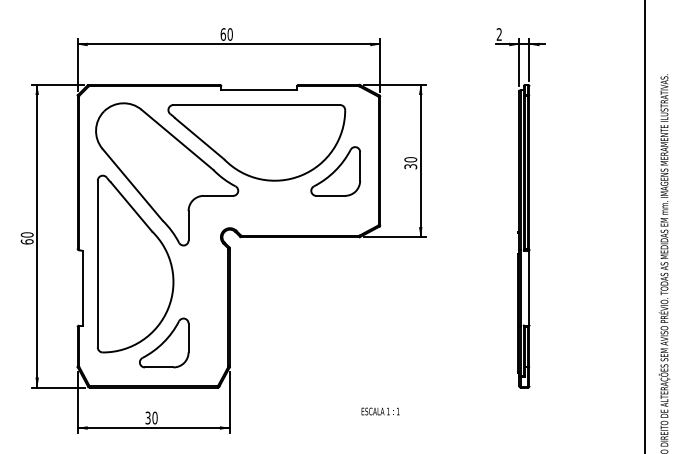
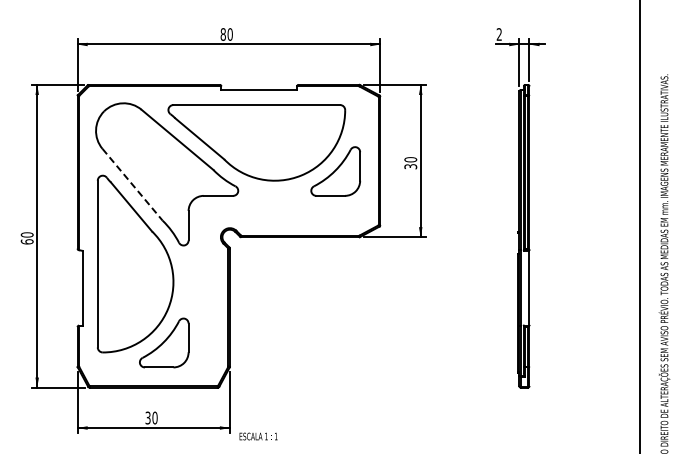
text: 60 -> 80 (222, 34)
line: solid -> dashed (132, 184)
line position: (645, 226) -> (640, 226) (640, 226)
text position: (380, 411) -> (258, 436) (258, 436)
